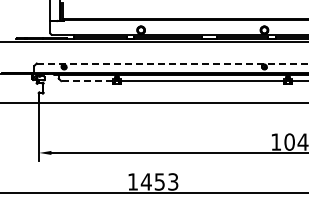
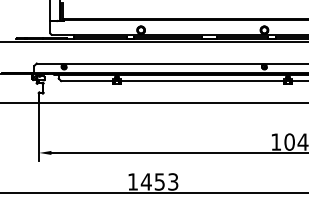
line: dashed -> solid (172, 63)
line: dashed -> solid (86, 81)
